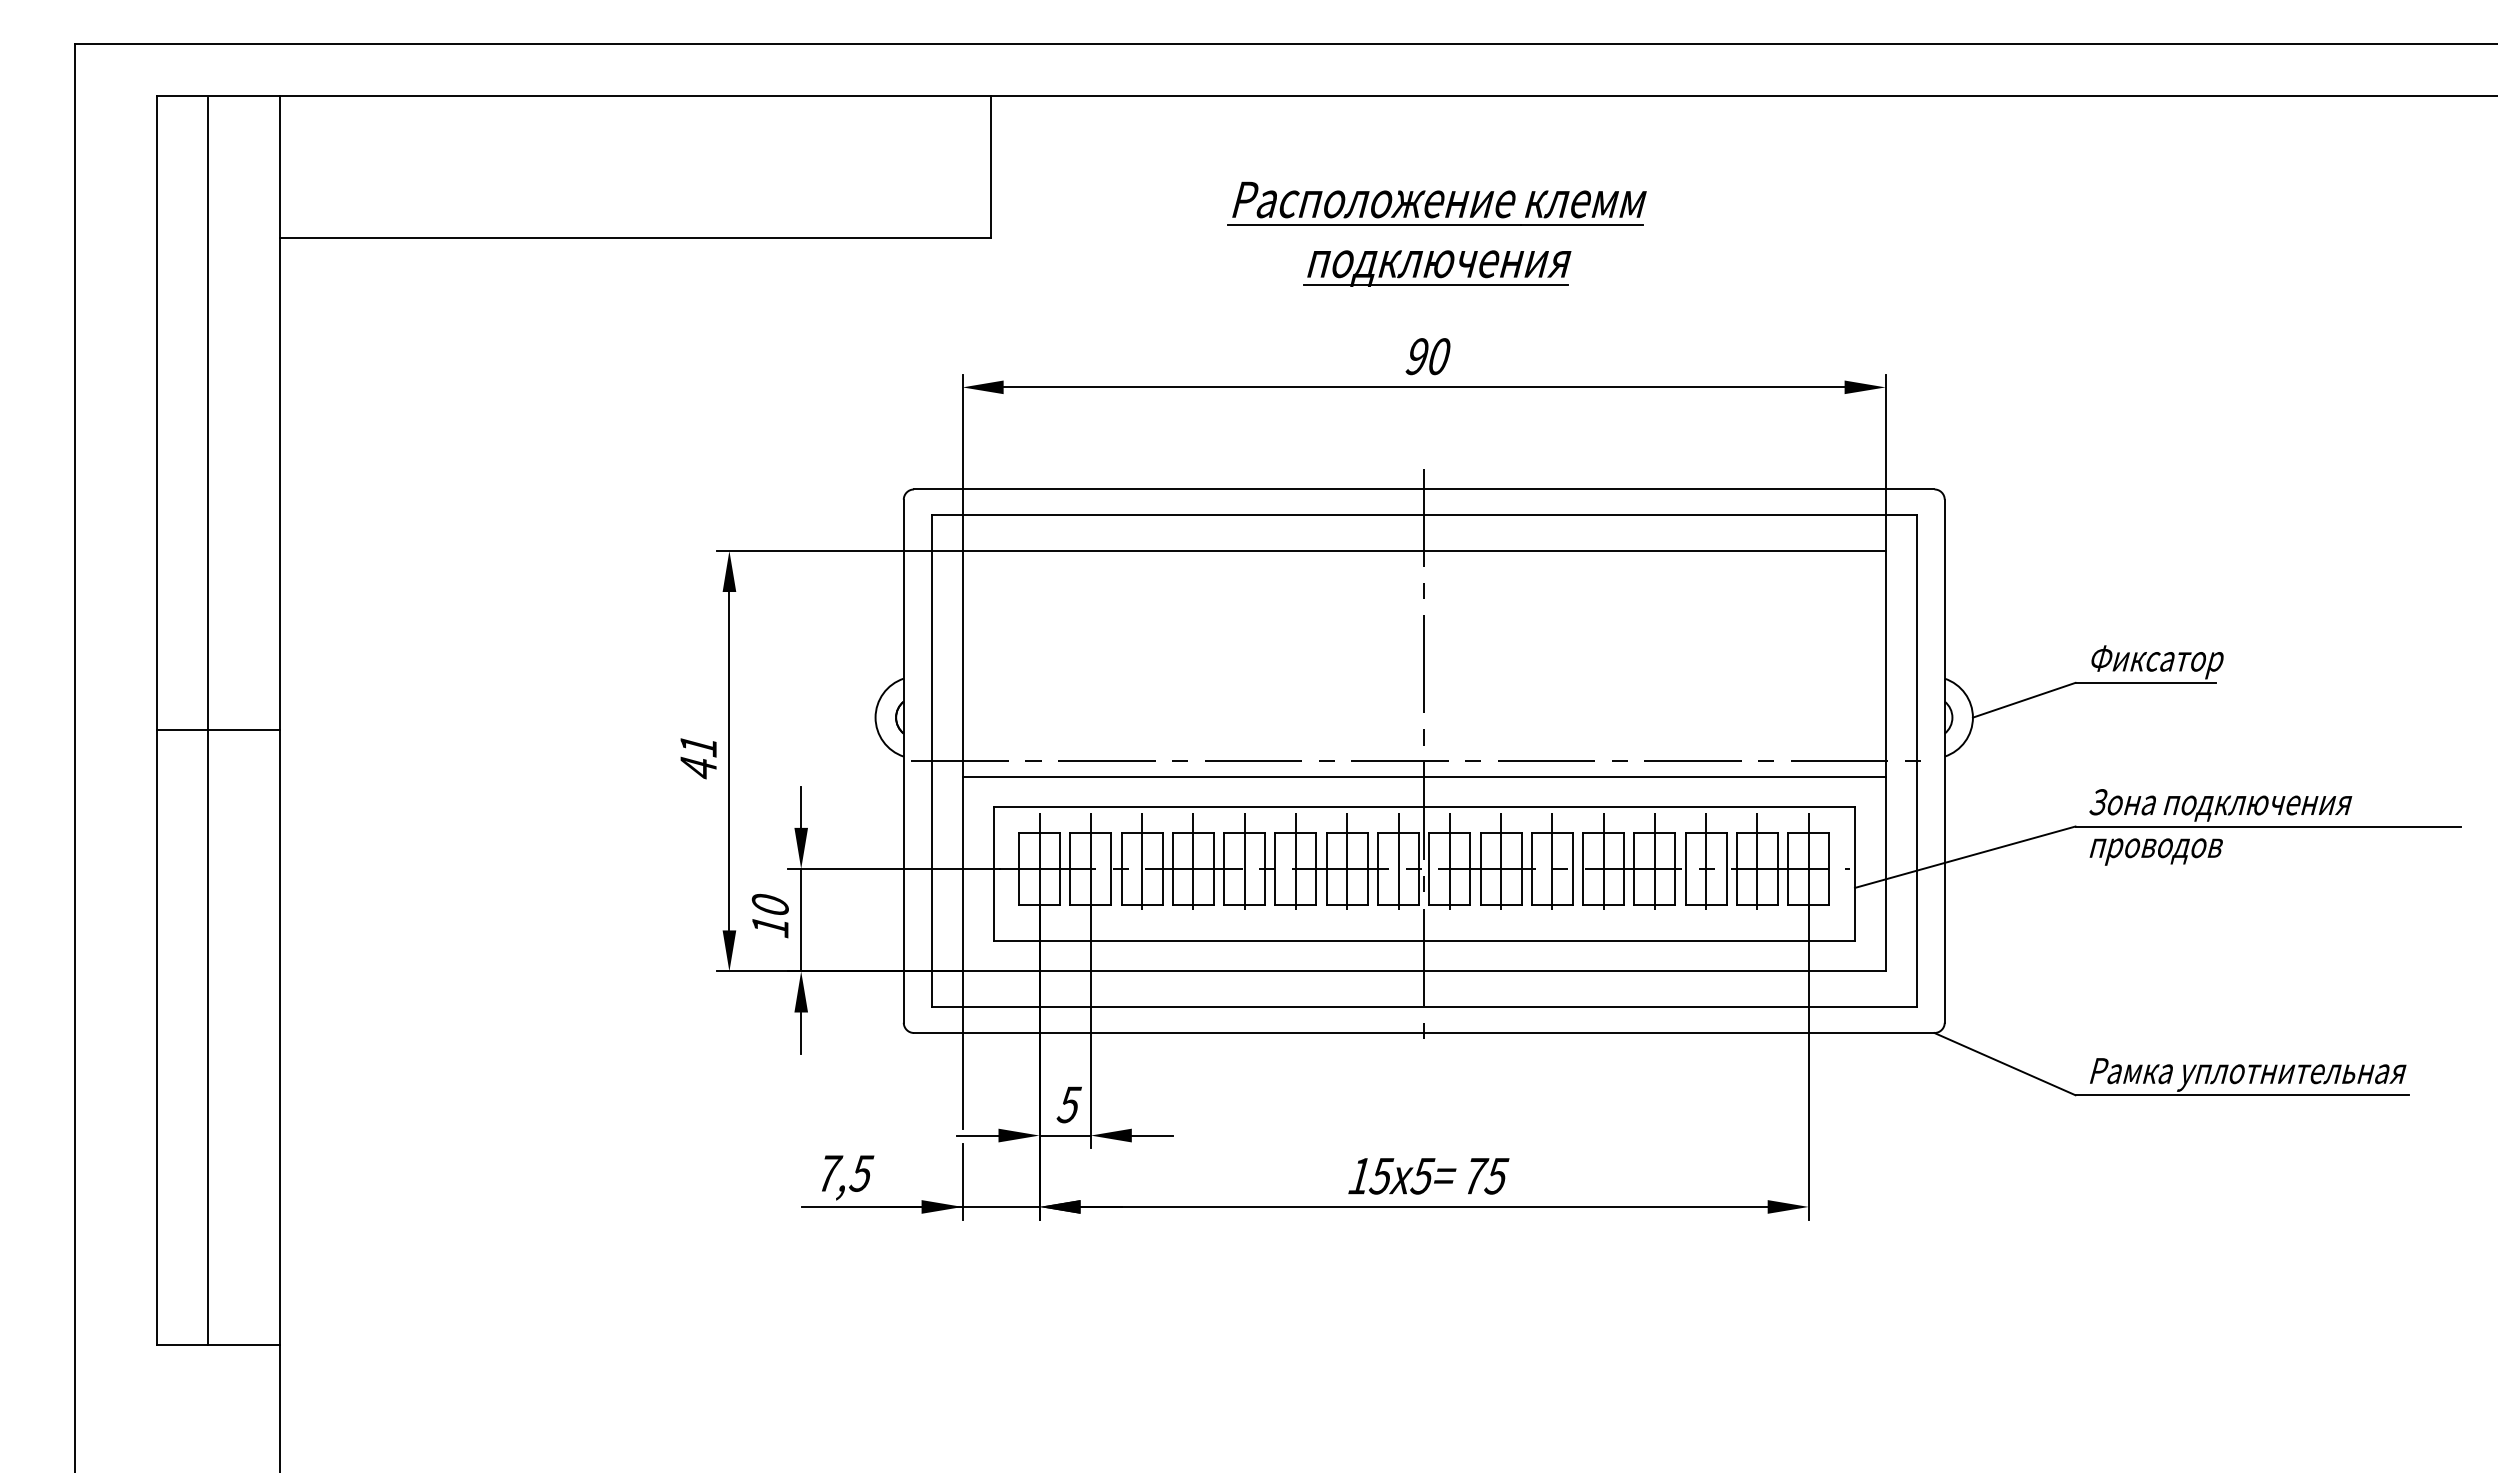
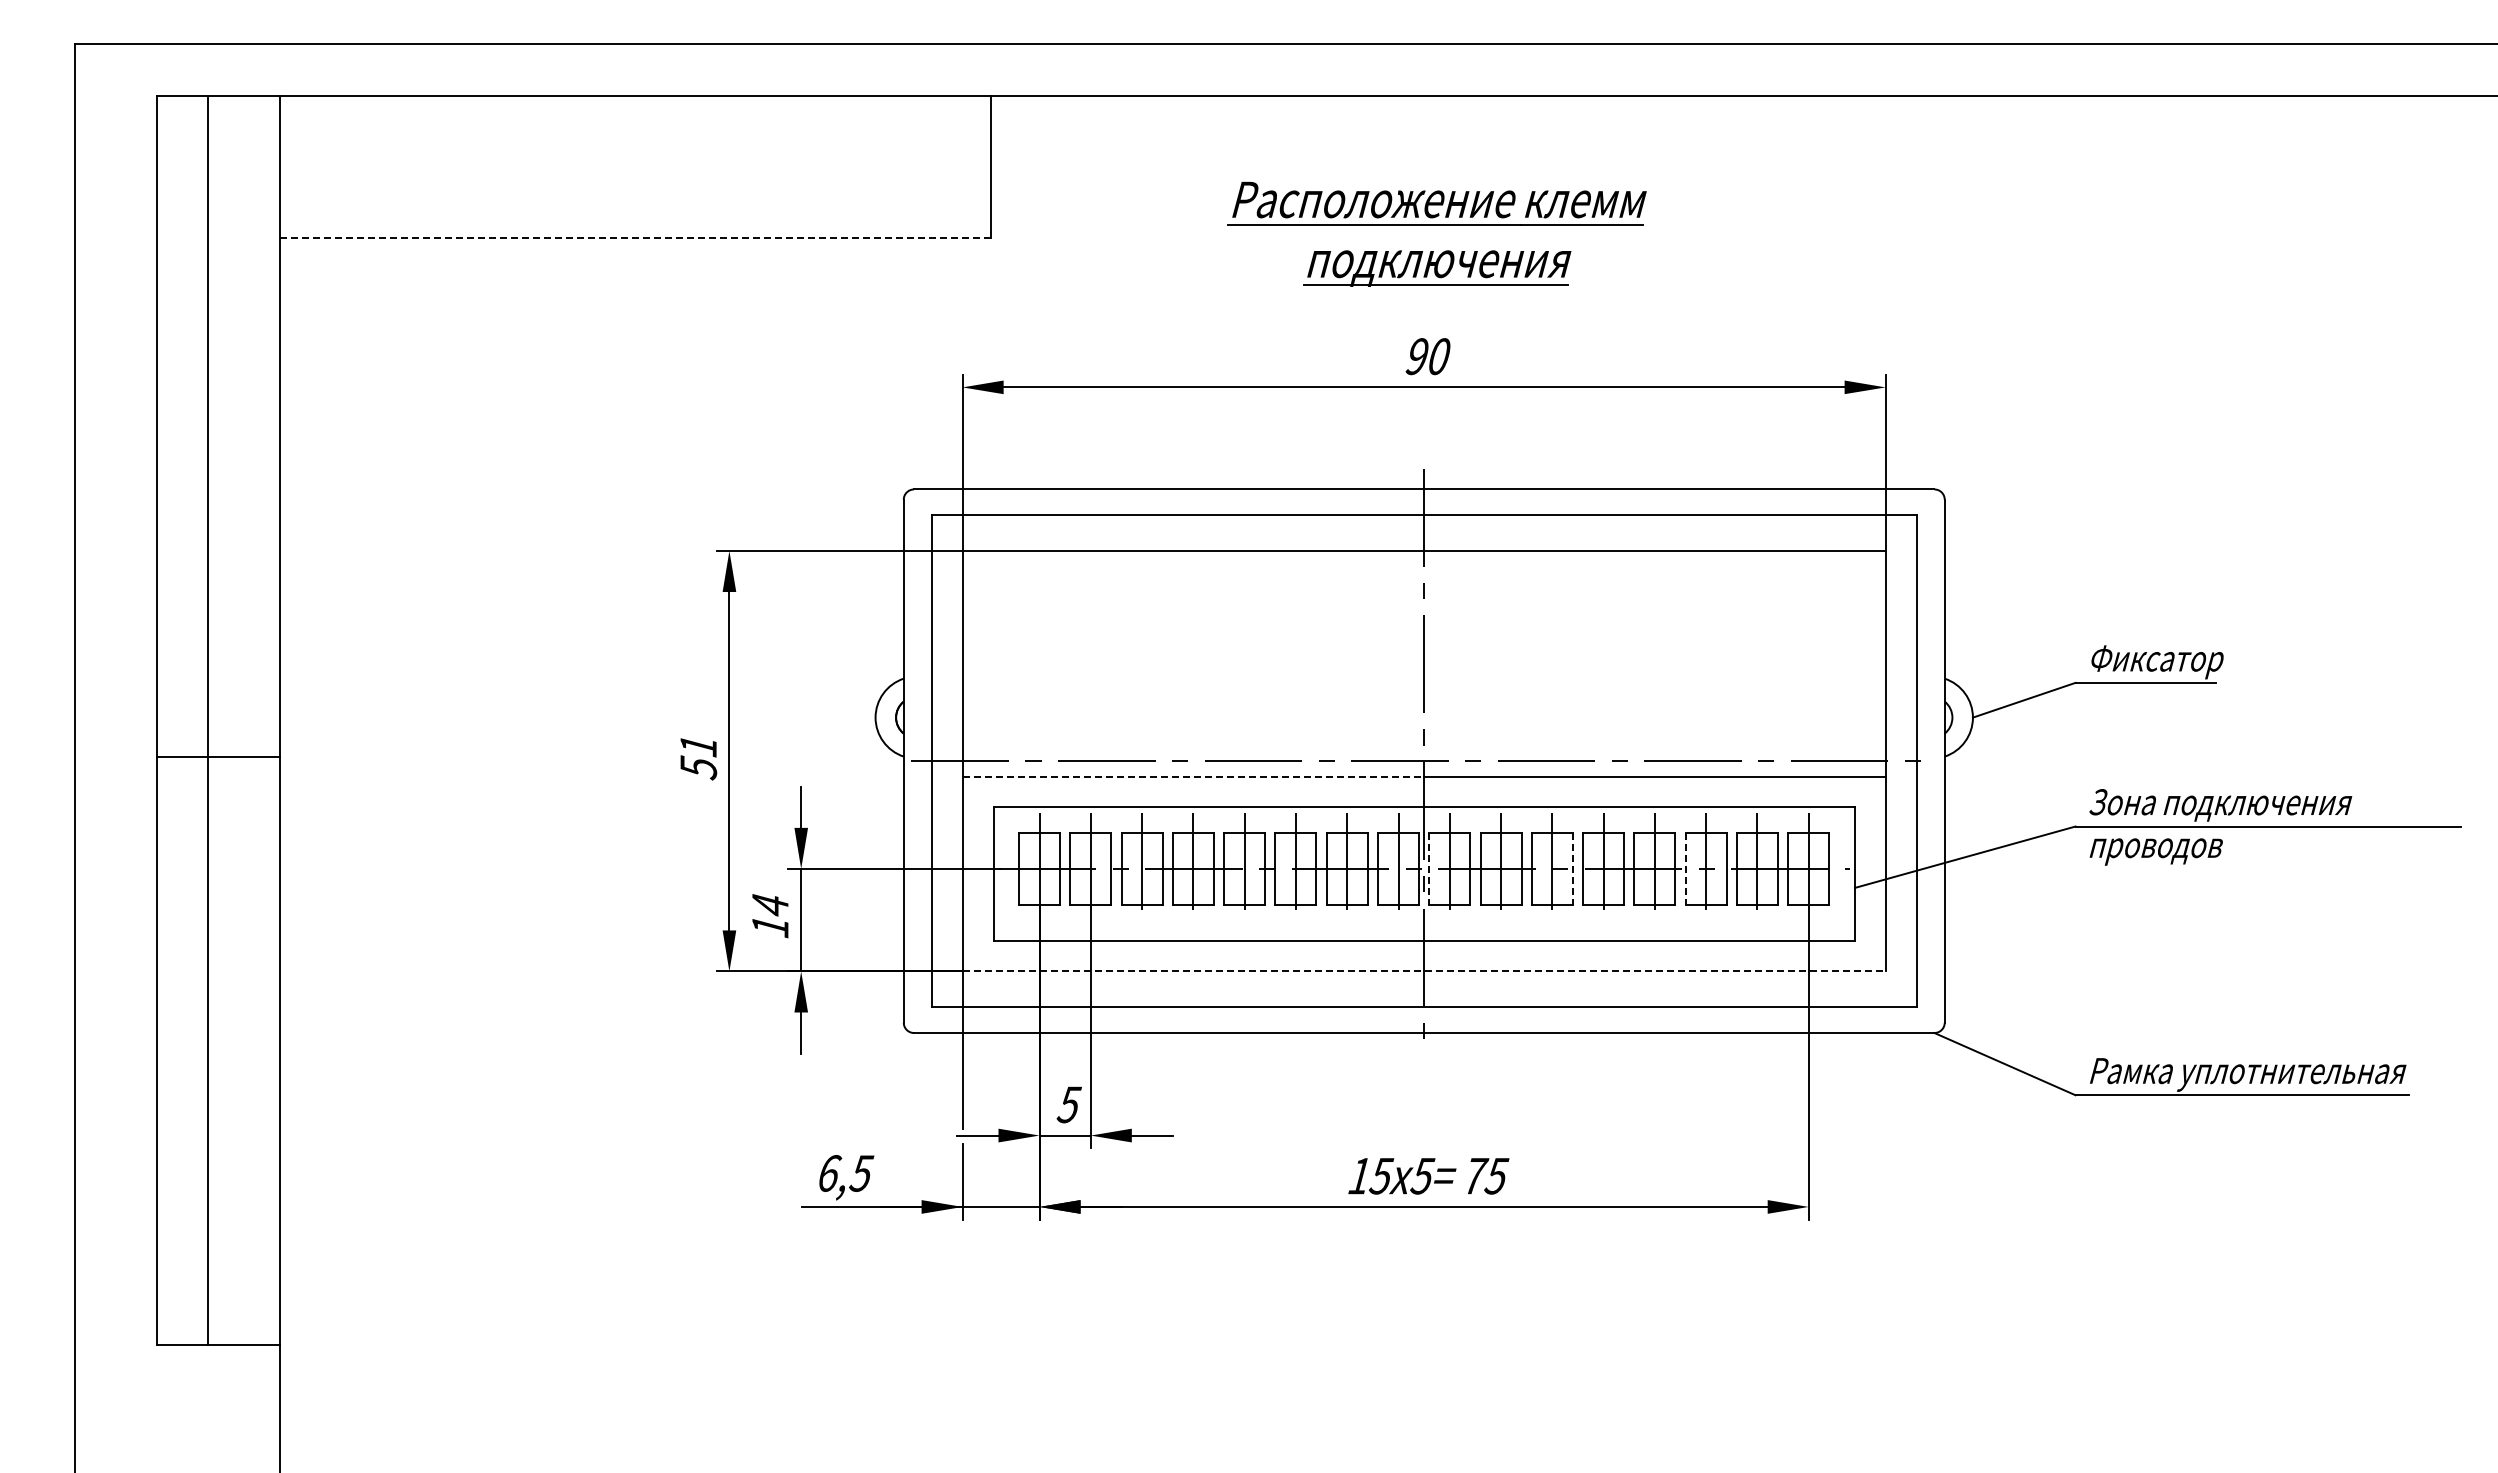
line: solid -> dashed (635, 238)
line position: (218, 729) -> (218, 756) (218, 756)
text: 41 -> 51 (698, 767)
line: solid -> dashed (1193, 776)
line: solid -> dashed (1429, 868)
line: solid -> dashed (1572, 868)
line: solid -> dashed (1685, 868)
text: 10 -> 14 (769, 904)
line: solid -> dashed (1424, 971)
text: 7,5 -> 6,5 (831, 1173)
